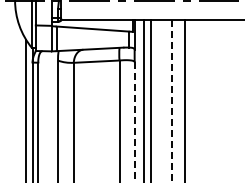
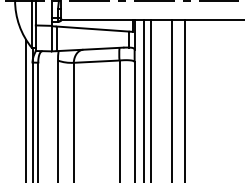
line: dashed -> solid (171, 101)
line: dashed -> solid (134, 123)
